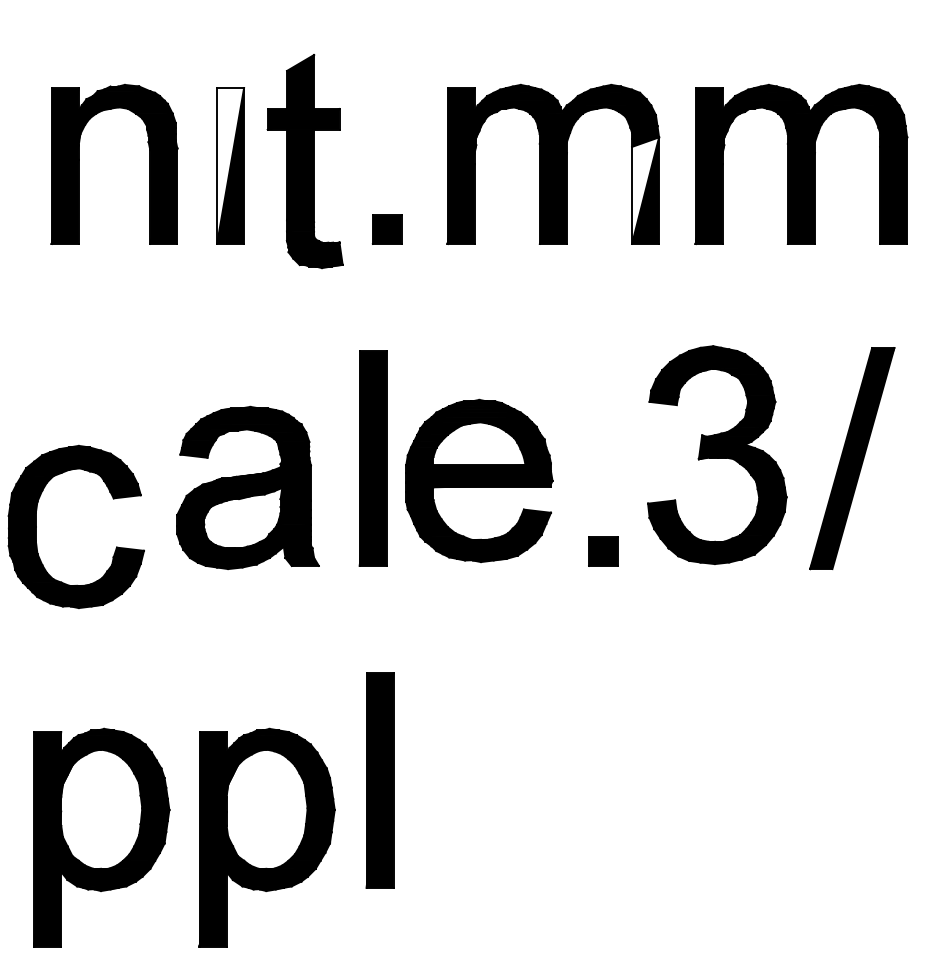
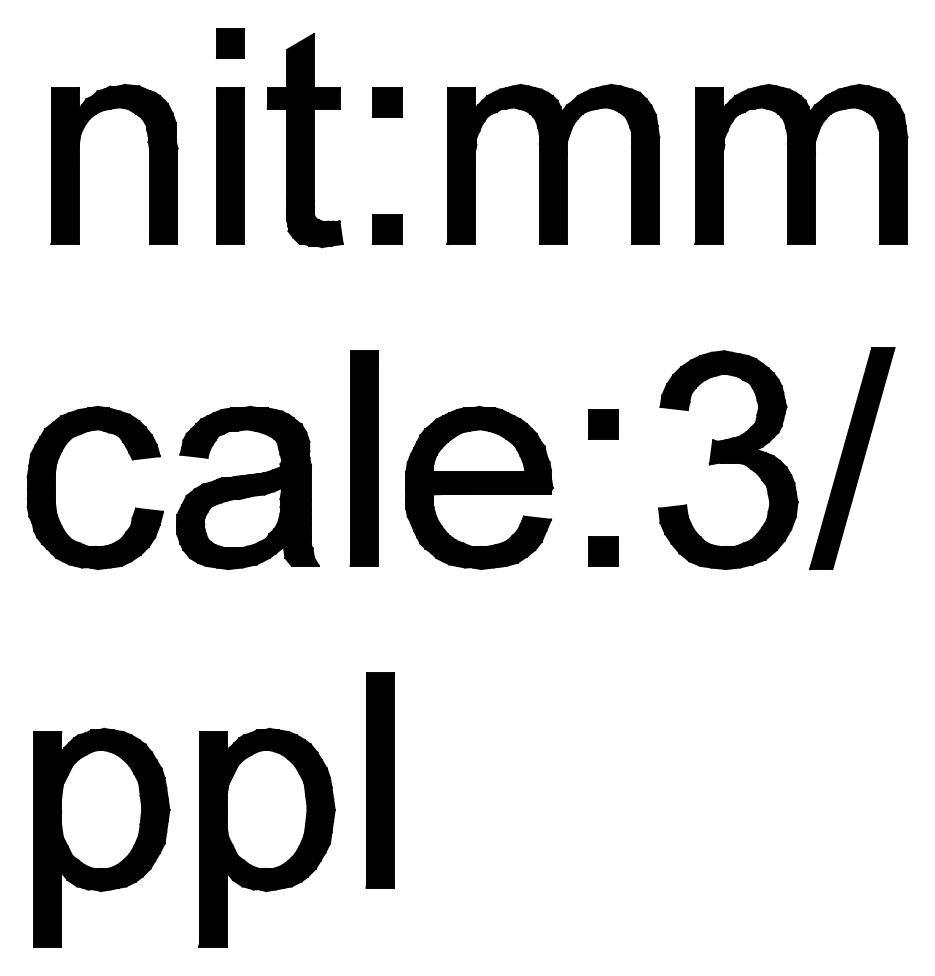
part: none -> present (230, 43)
part: none -> present (386, 102)
part position: (304, 161) -> (304, 140) (304, 140)
fill: none -> present (230, 165)
fill: none -> present (645, 190)
part: none -> present (603, 424)
part position: (717, 454) -> (728, 459) (728, 459)
part position: (372, 458) -> (363, 458) (363, 458)
part position: (479, 480) -> (479, 487) (479, 487)
part position: (36, 526) -> (55, 487) (55, 487)
